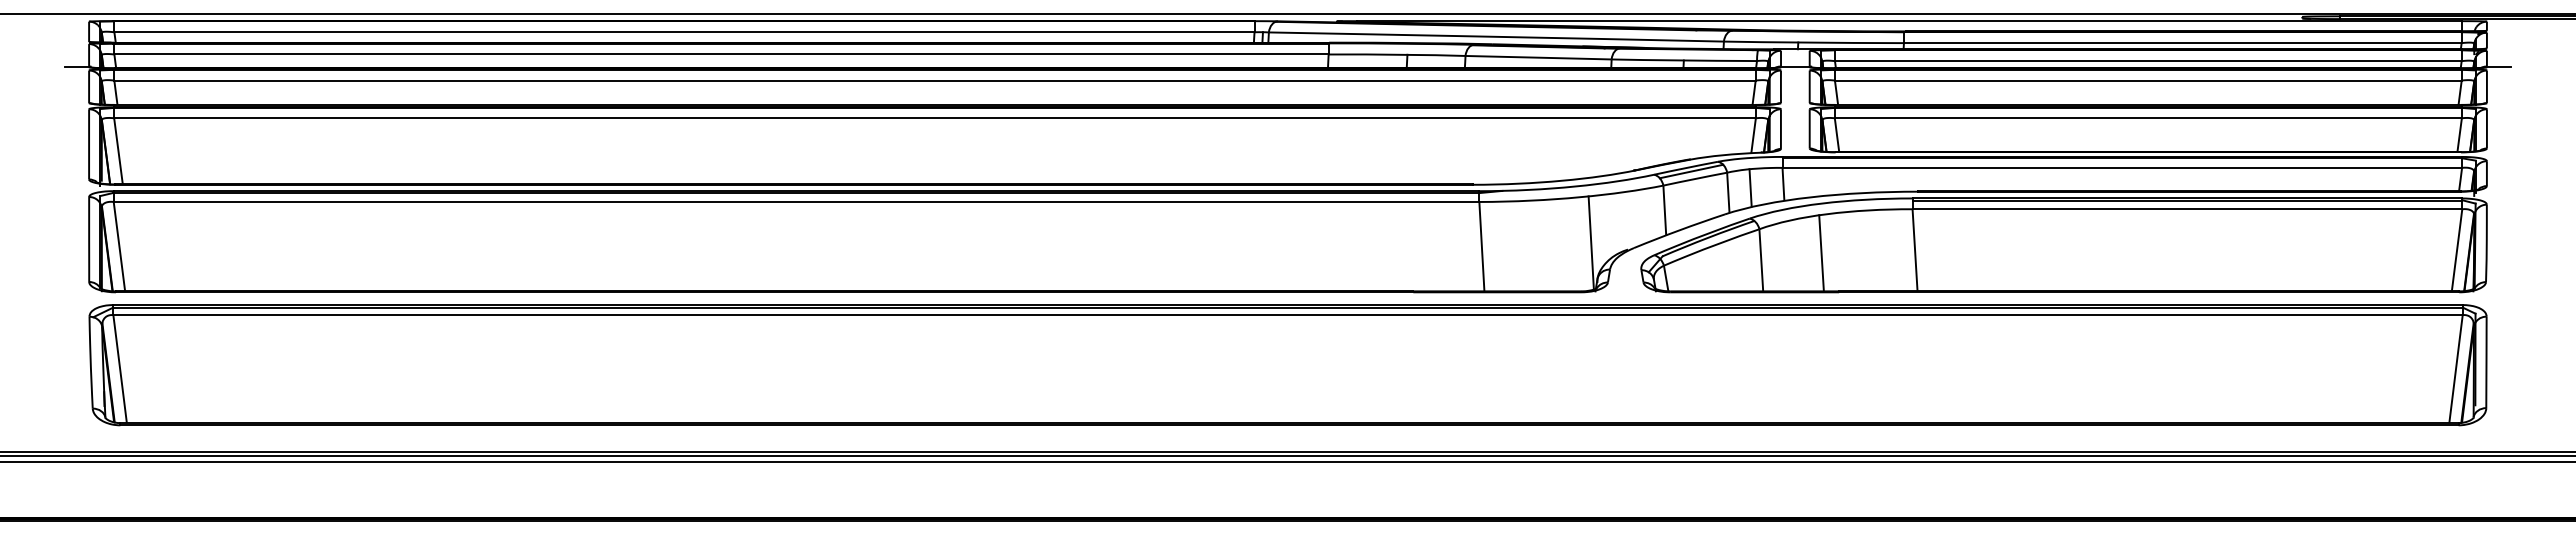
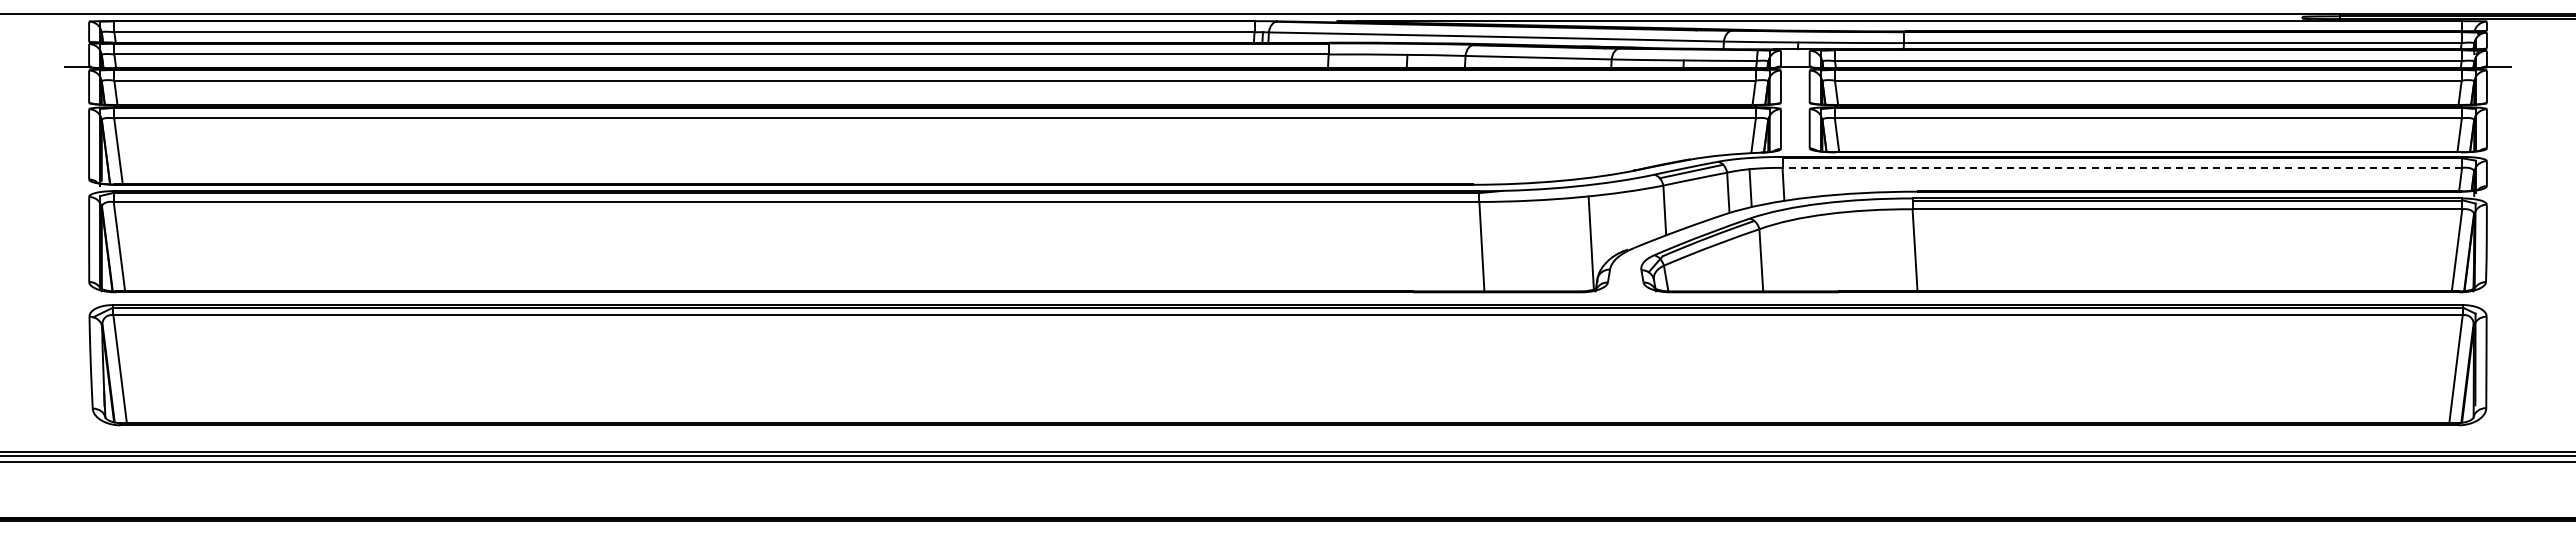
line: solid -> dashed (2122, 167)
line: present -> none (1821, 253)
